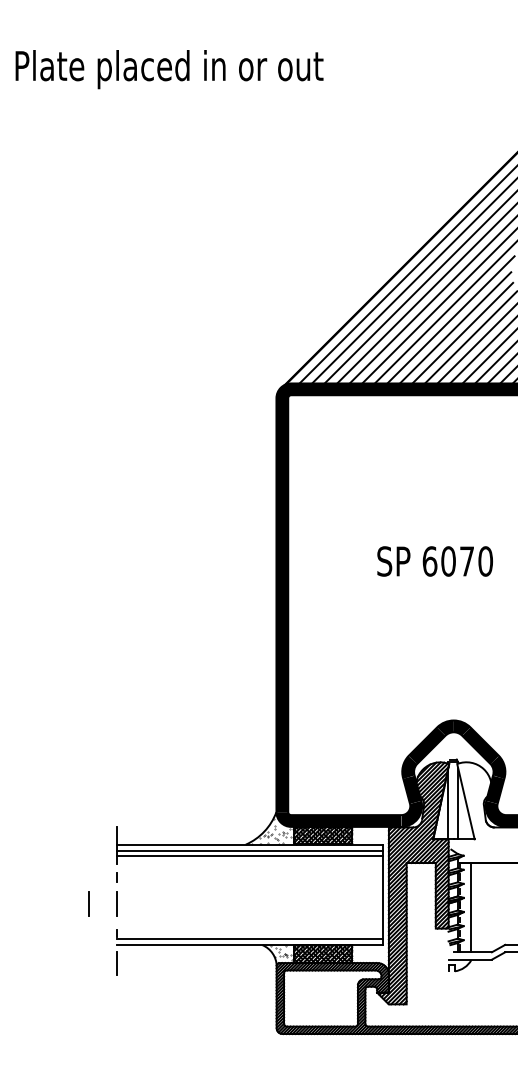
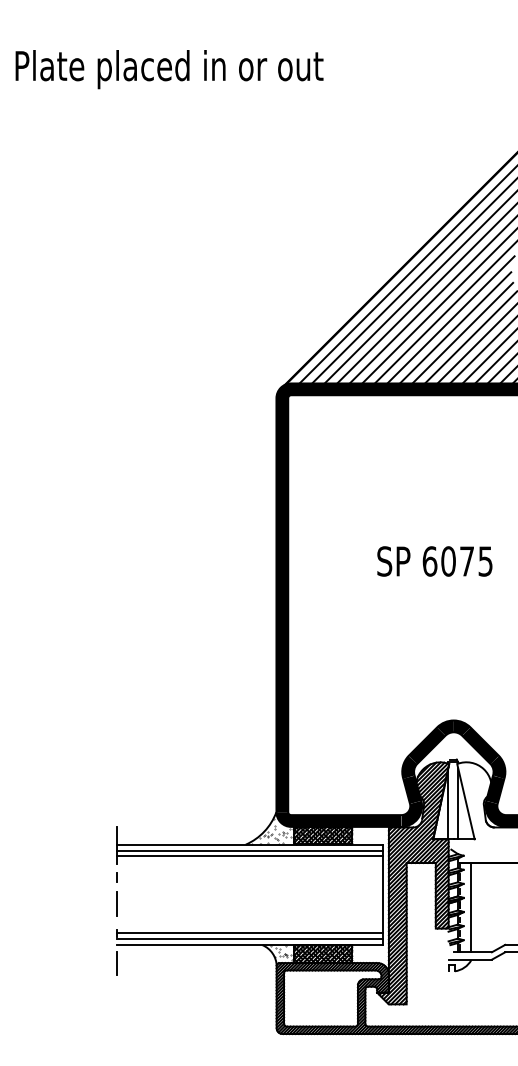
text: 6070 -> 6075 (485, 561)
line: present -> none (88, 903)
line: none -> present (249, 933)
